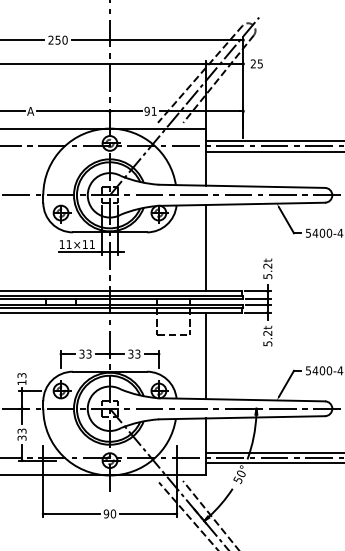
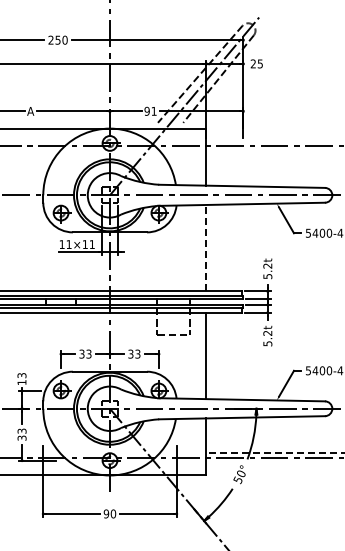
line: present -> none (273, 141)
line: present -> none (273, 151)
line: solid -> dashed (206, 247)
line: solid -> dashed (275, 452)
line: present -> none (273, 462)
line: present -> none (209, 513)
line: present -> none (187, 514)
